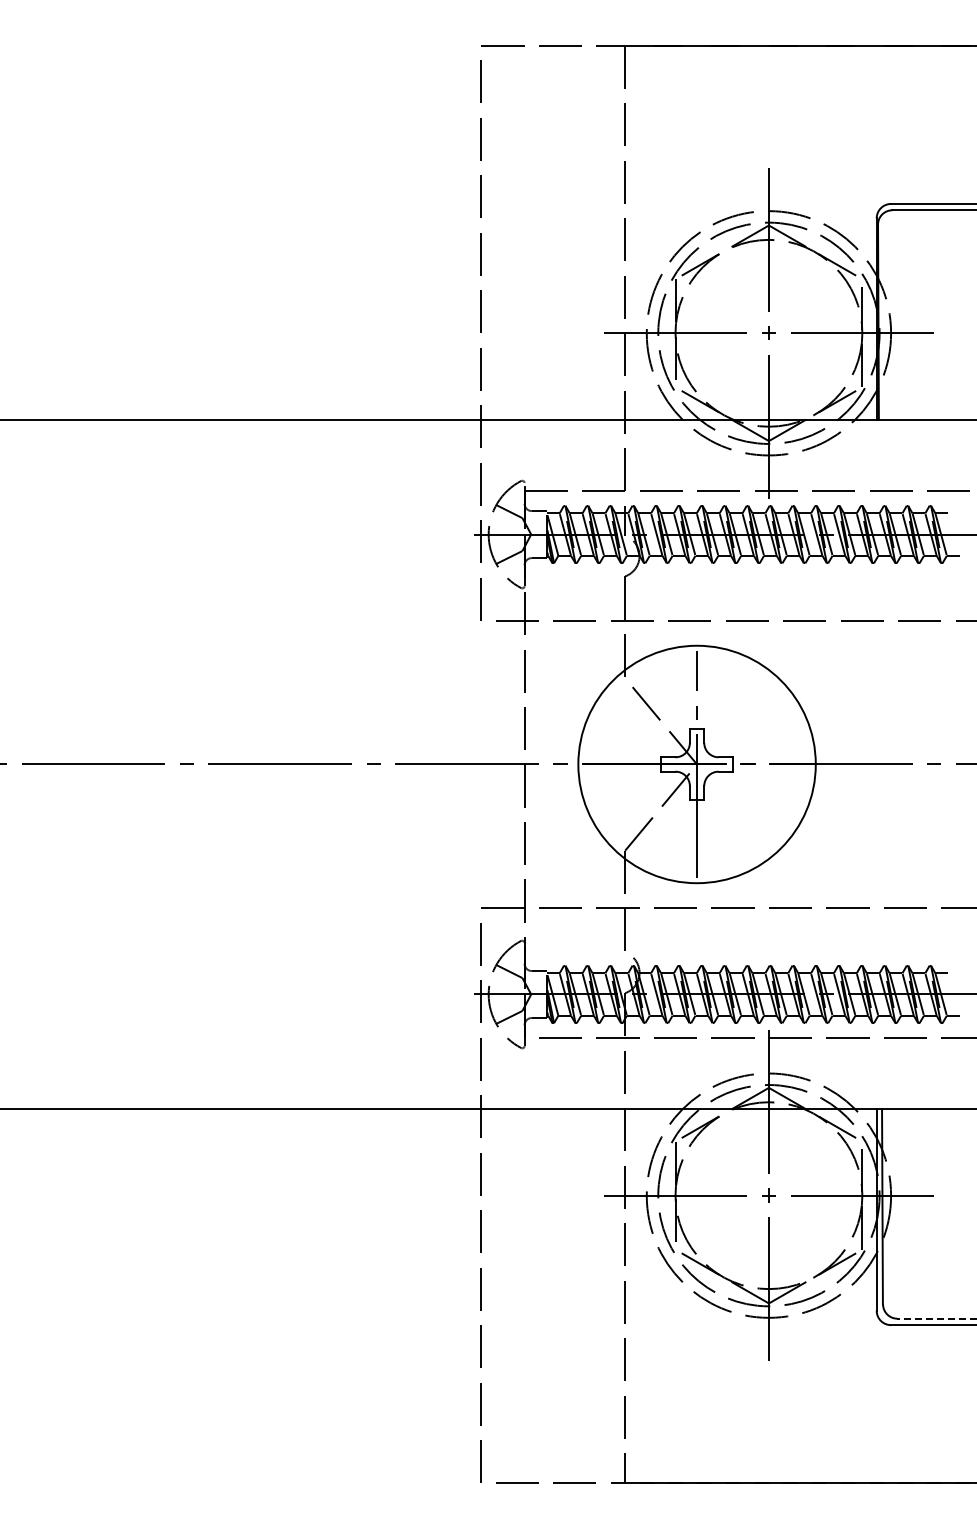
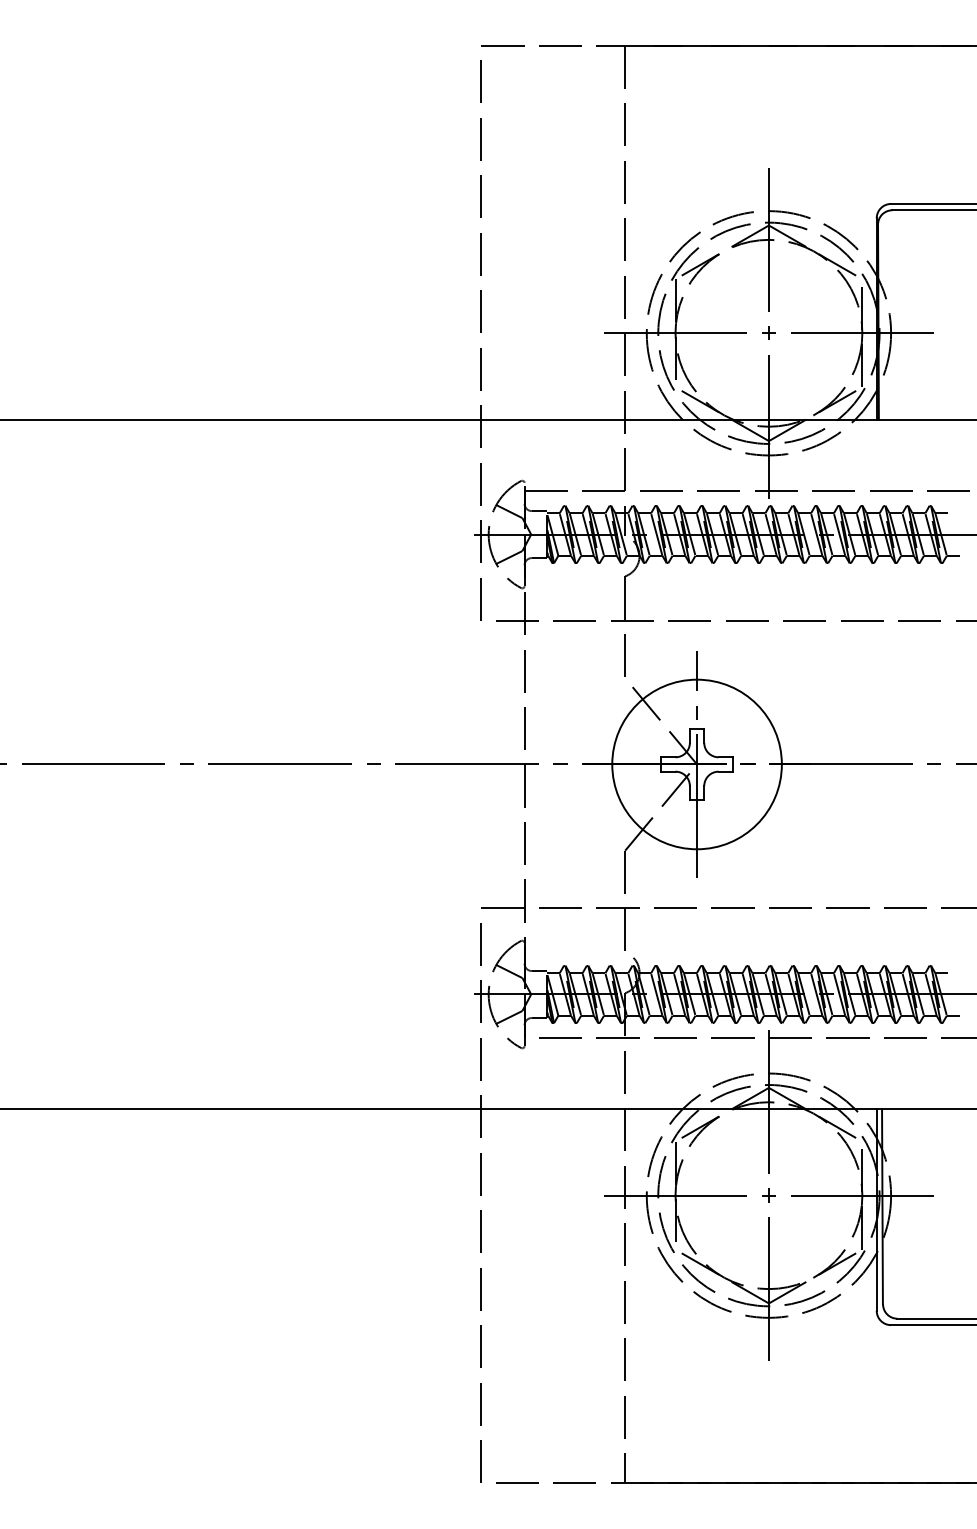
circle diameter: 237 px -> 170 px (696, 764)
line: dashed -> solid (936, 1318)
